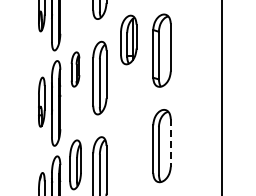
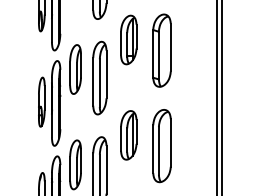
part size: 11x37 px -> 13x51 px (75, 69)
line: none -> present (217, 97)
part: none -> present (128, 135)
line: dashed -> solid (170, 142)
